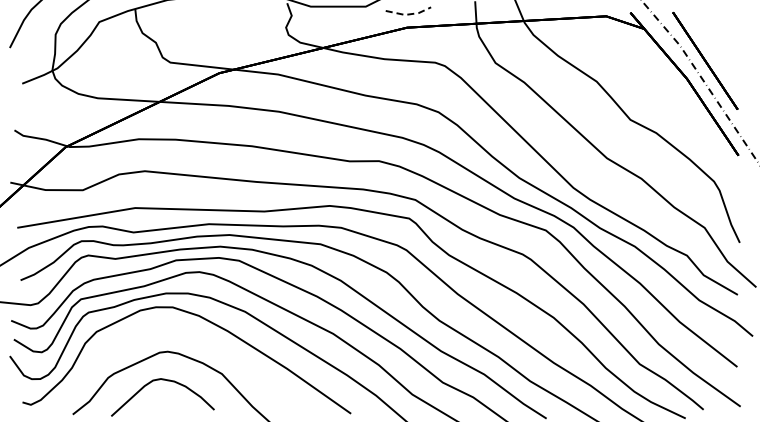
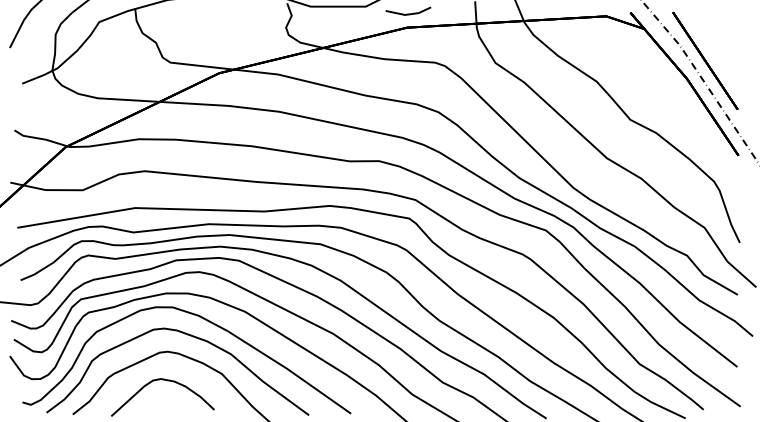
line: dashed -> solid (408, 14)
curve: none -> present (190, 336)
